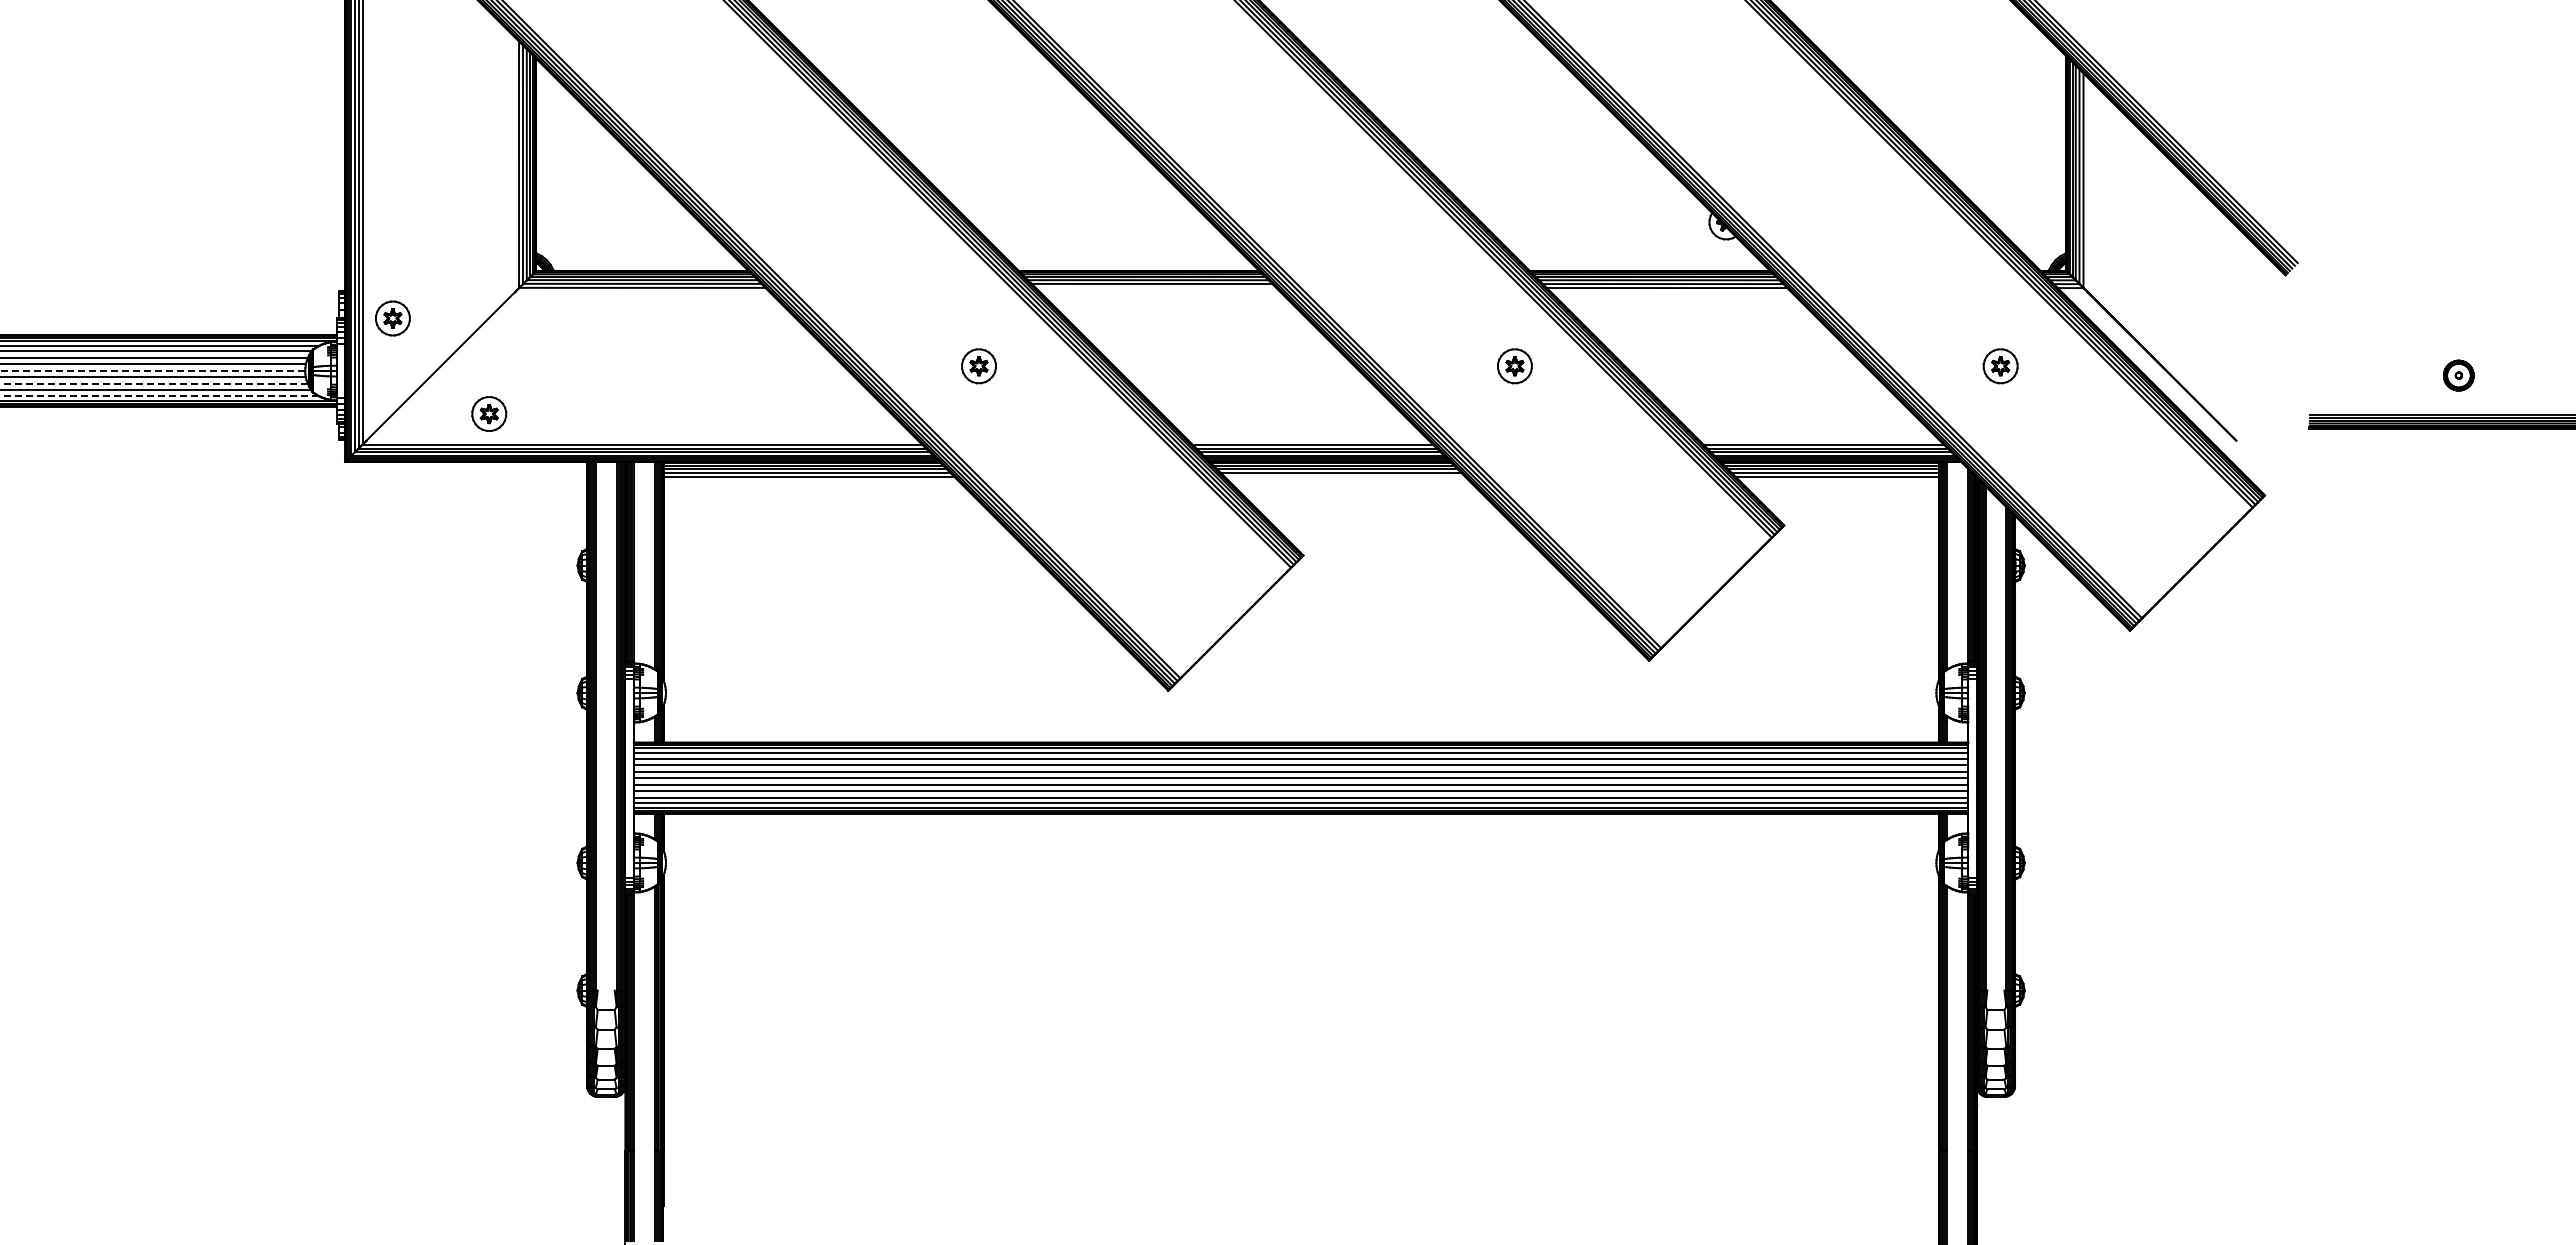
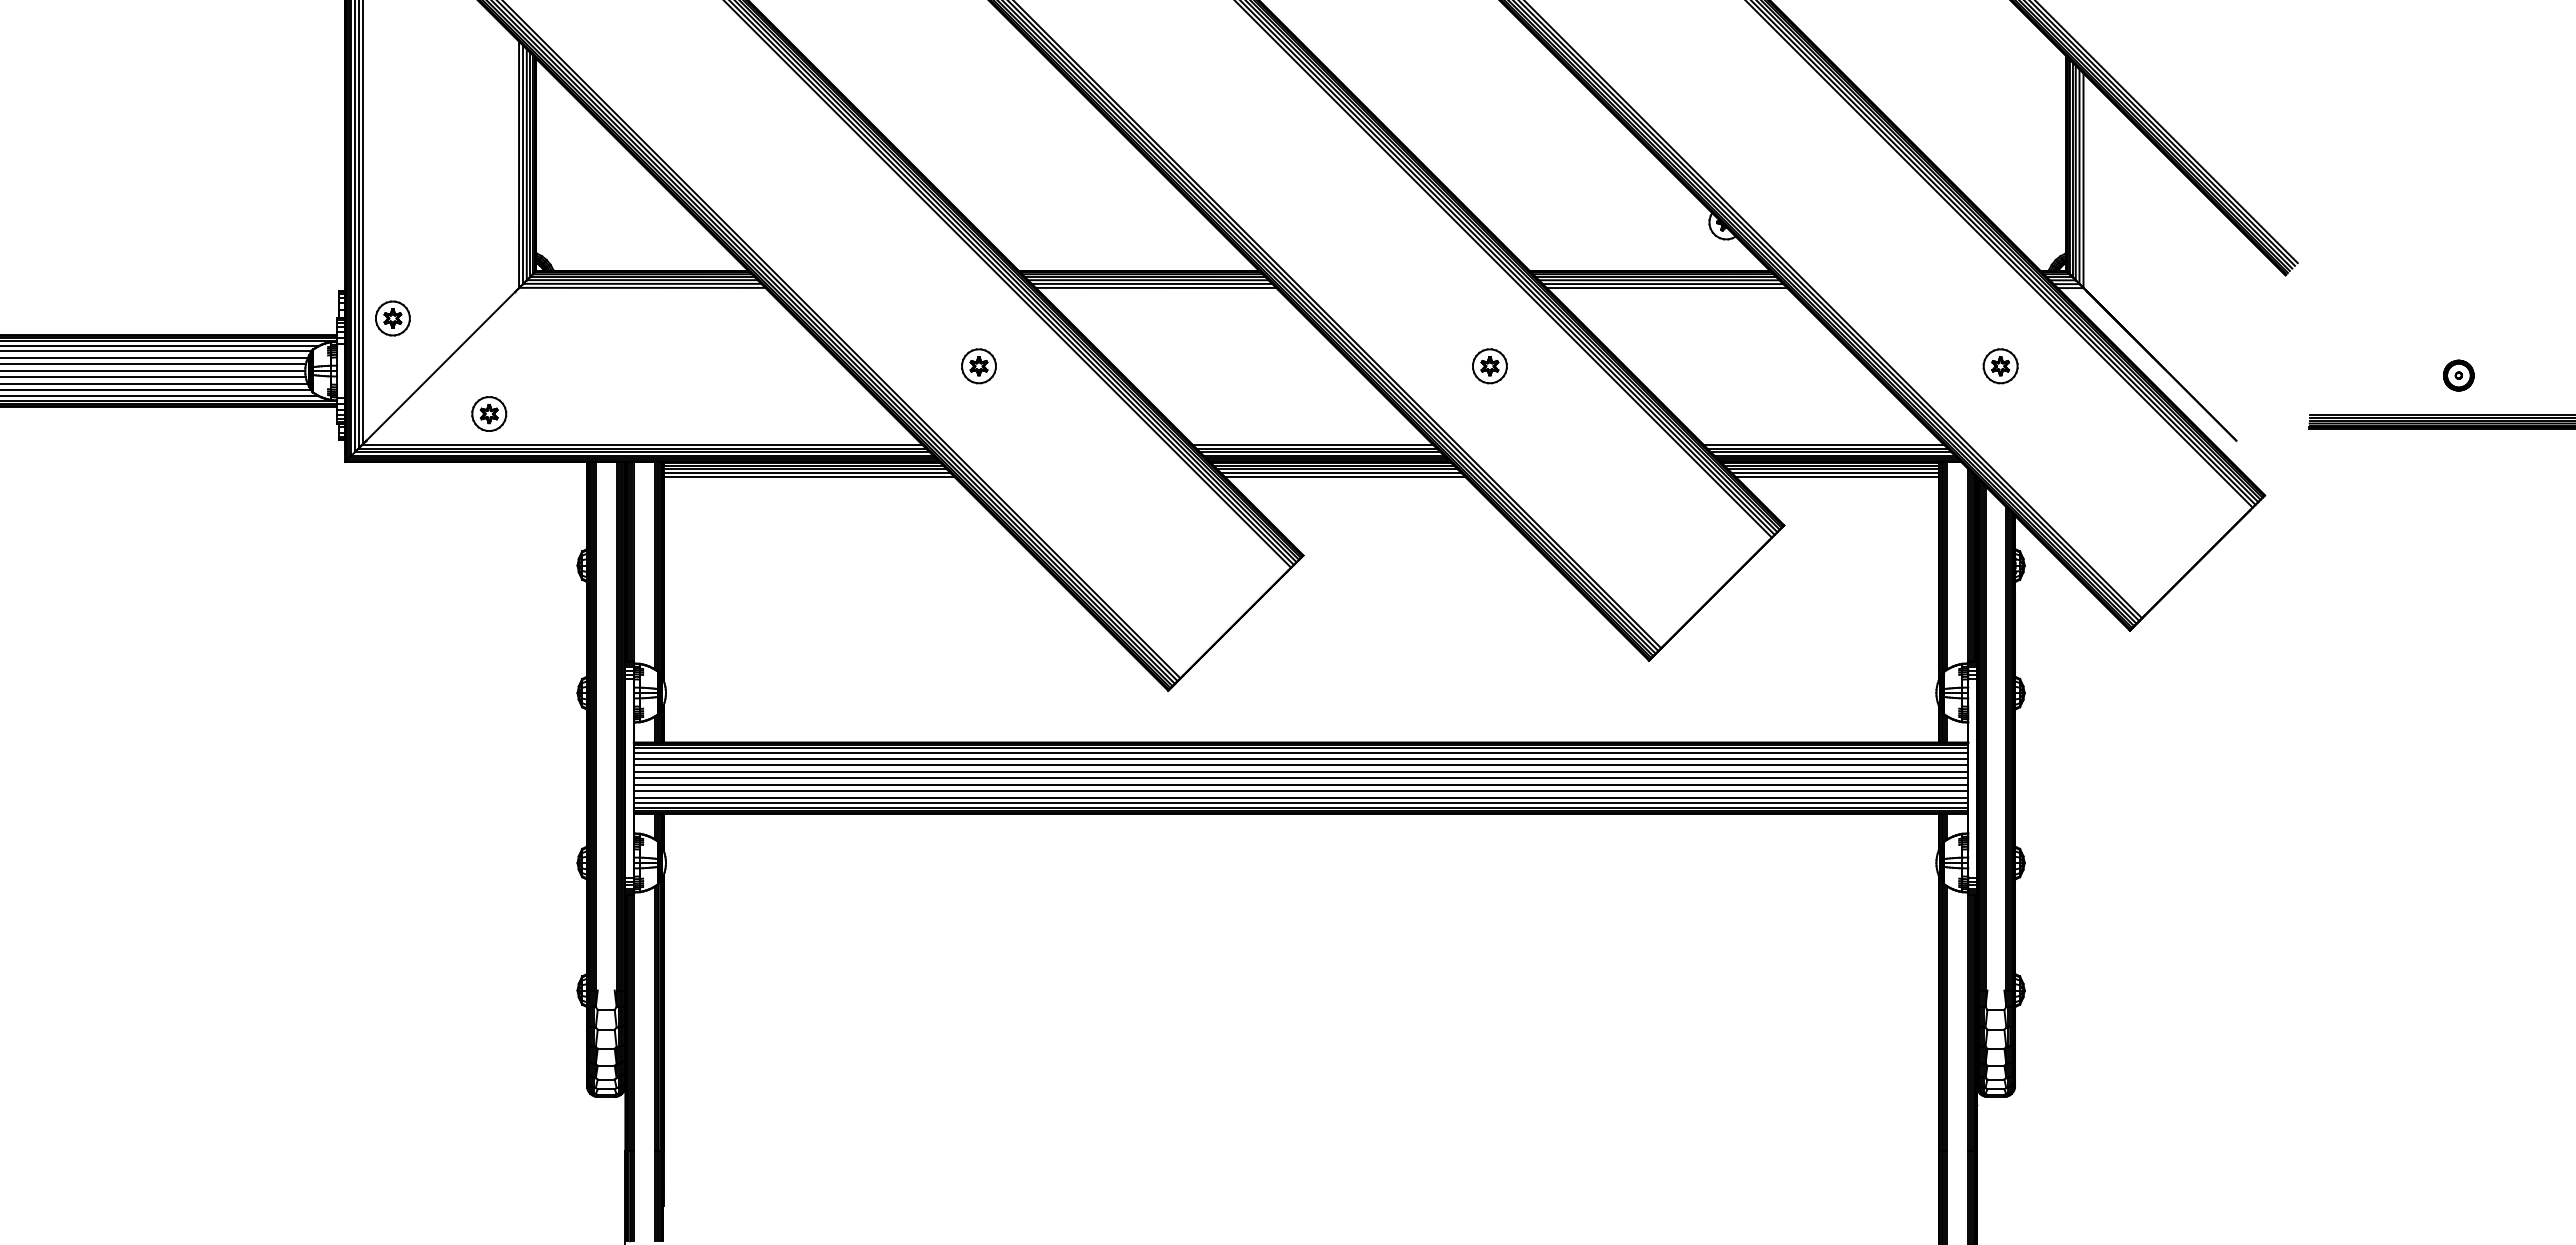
line: none -> present (1155, 287)
part position: (1514, 366) -> (1489, 366) (1489, 366)
line: dashed -> solid (152, 370)
line: dashed -> solid (153, 384)
line: dashed -> solid (159, 396)
line: none -> present (1344, 476)
